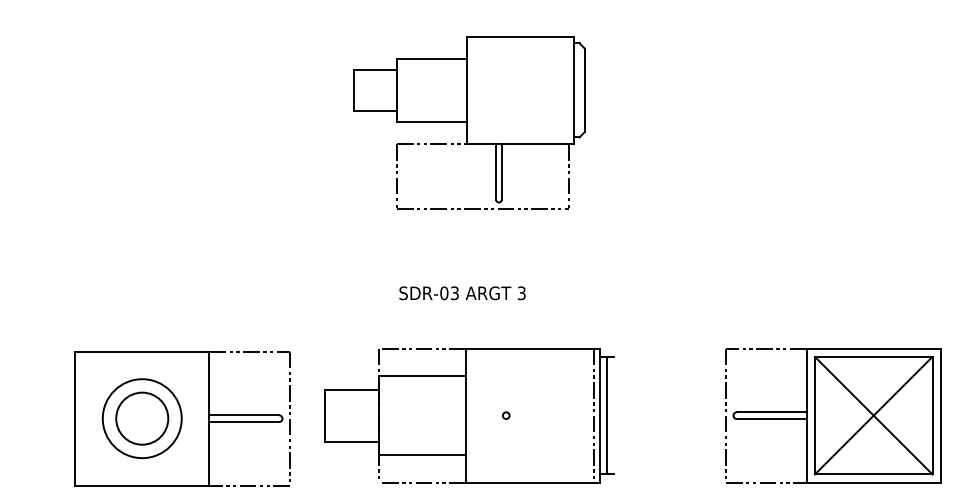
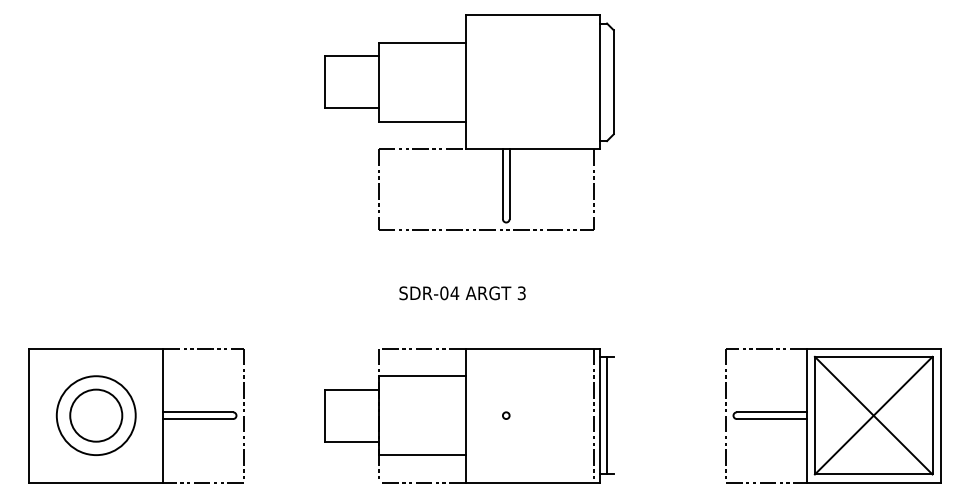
part size: 233x174 px -> 291x217 px (469, 122)
text: SDR-03 -> SDR-04 (454, 293)
part position: (182, 418) -> (136, 415) (136, 415)
